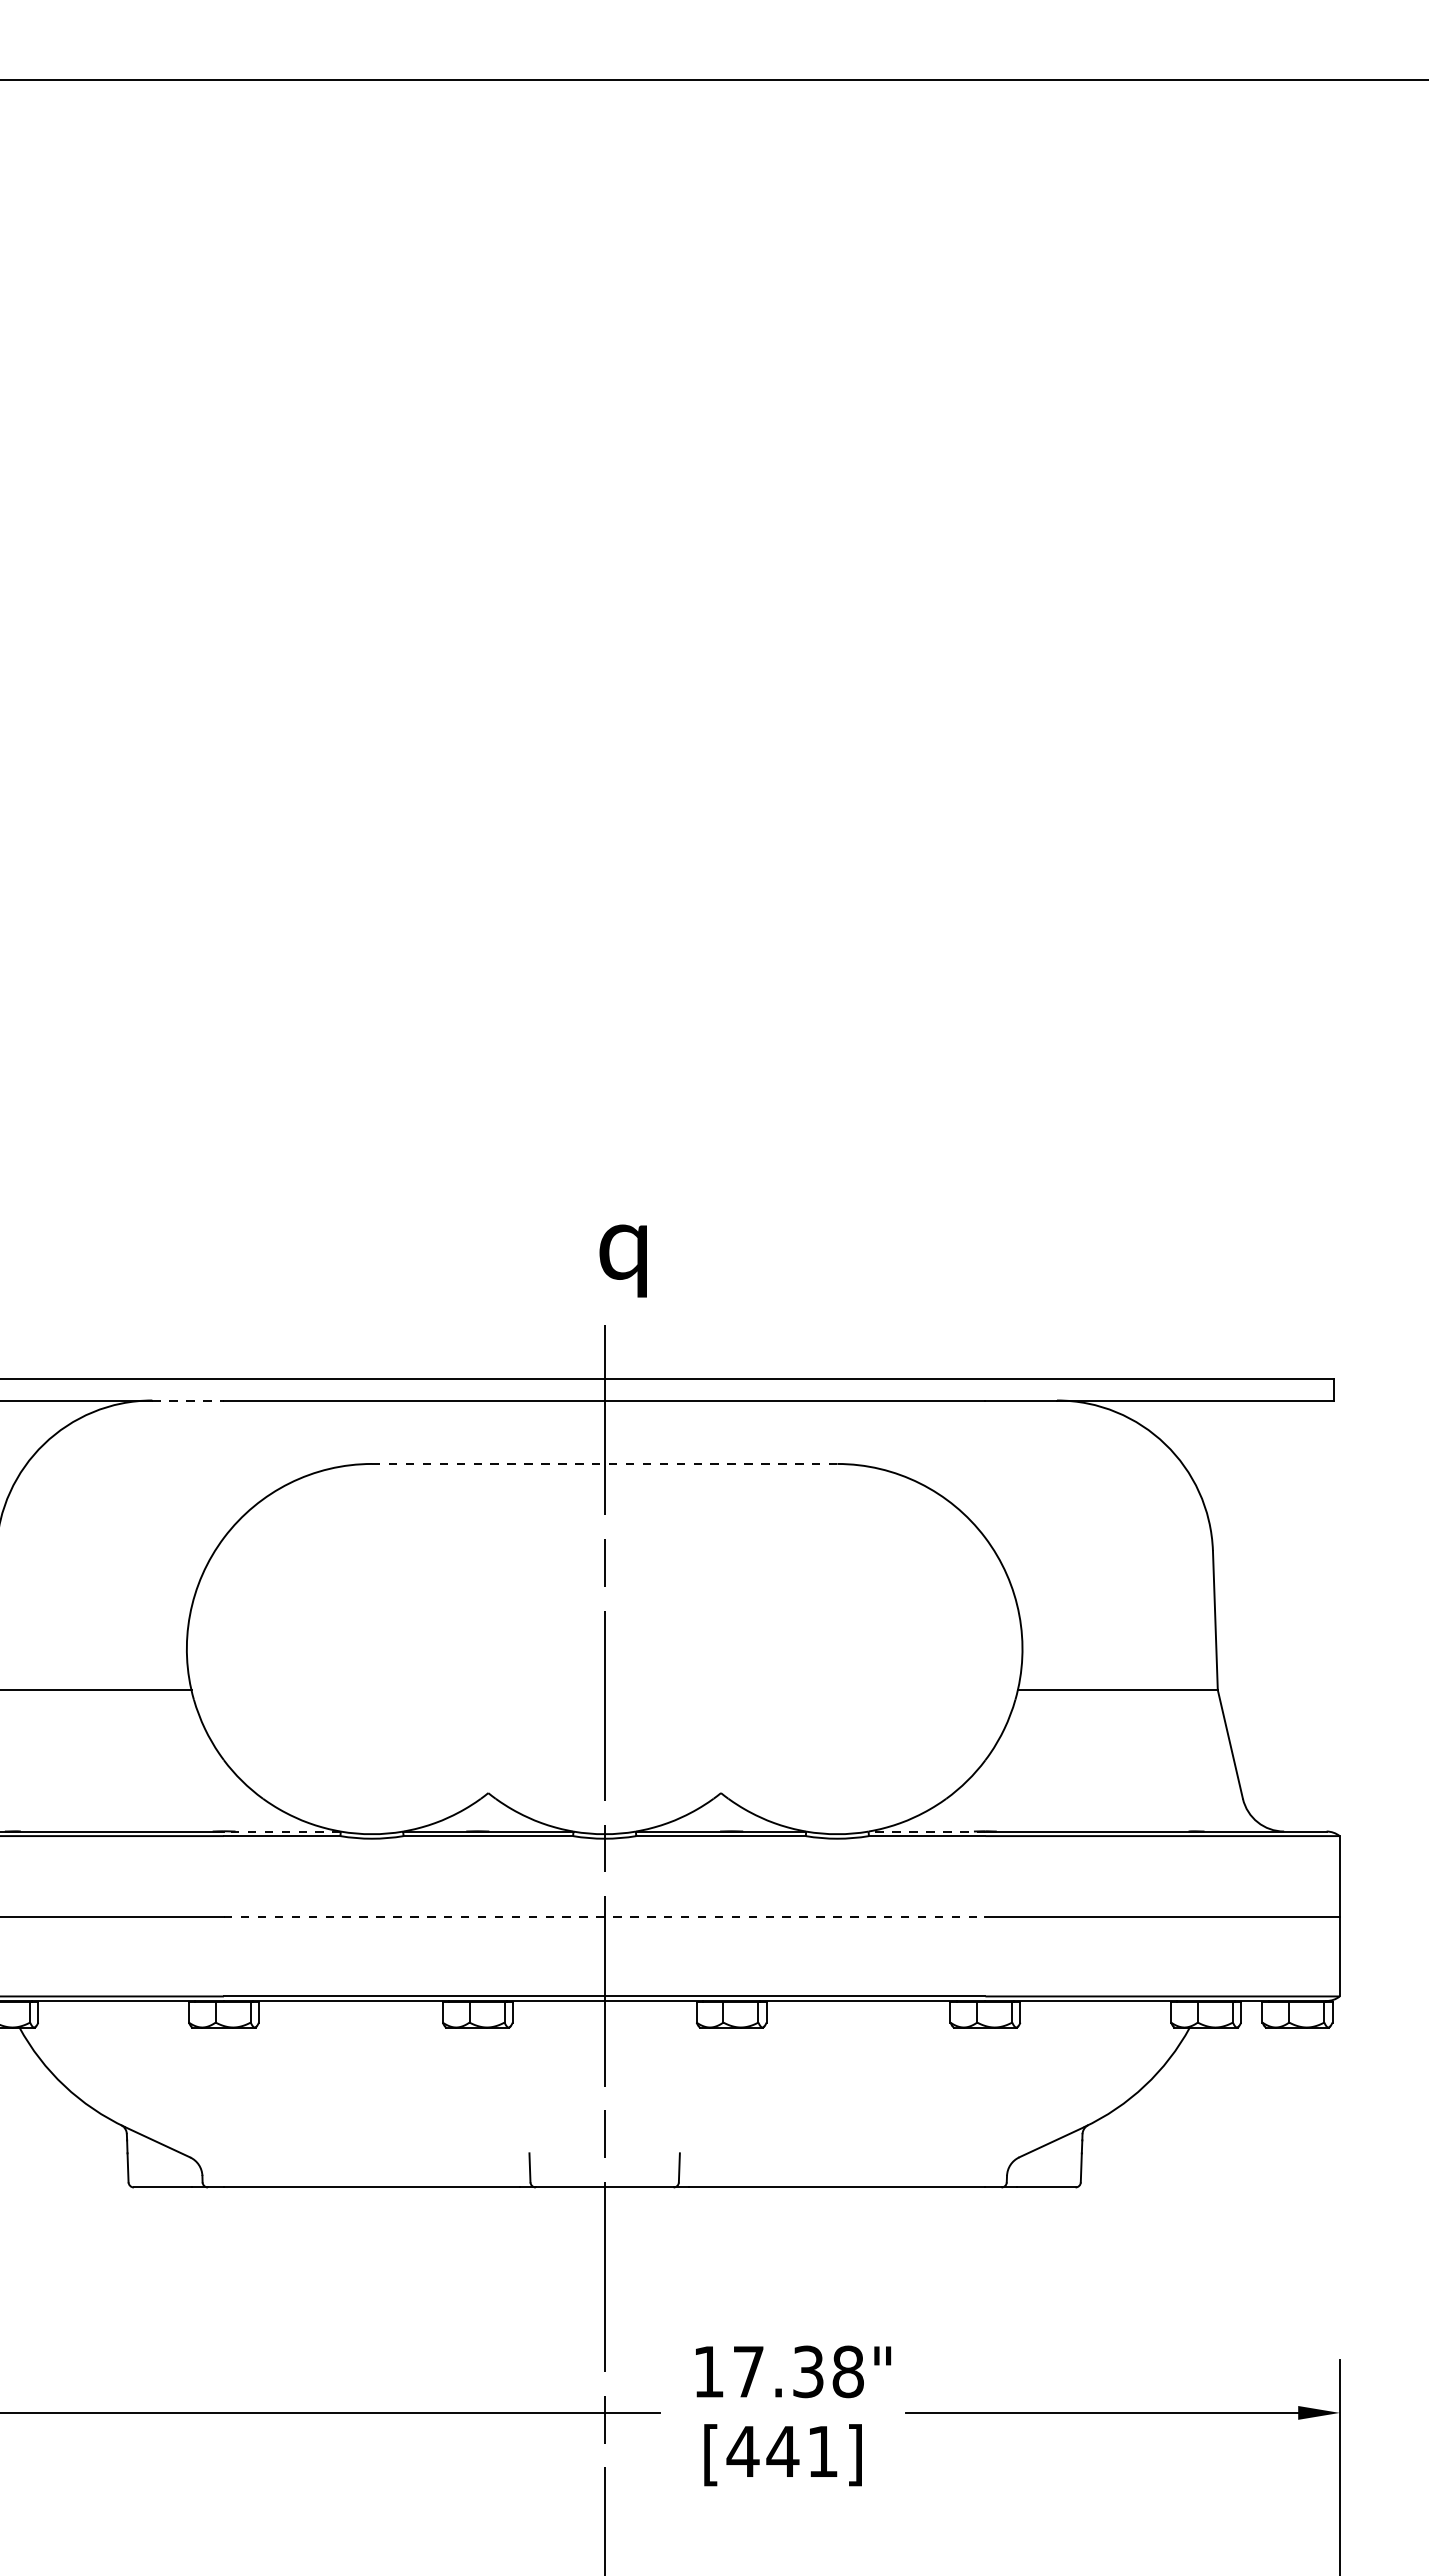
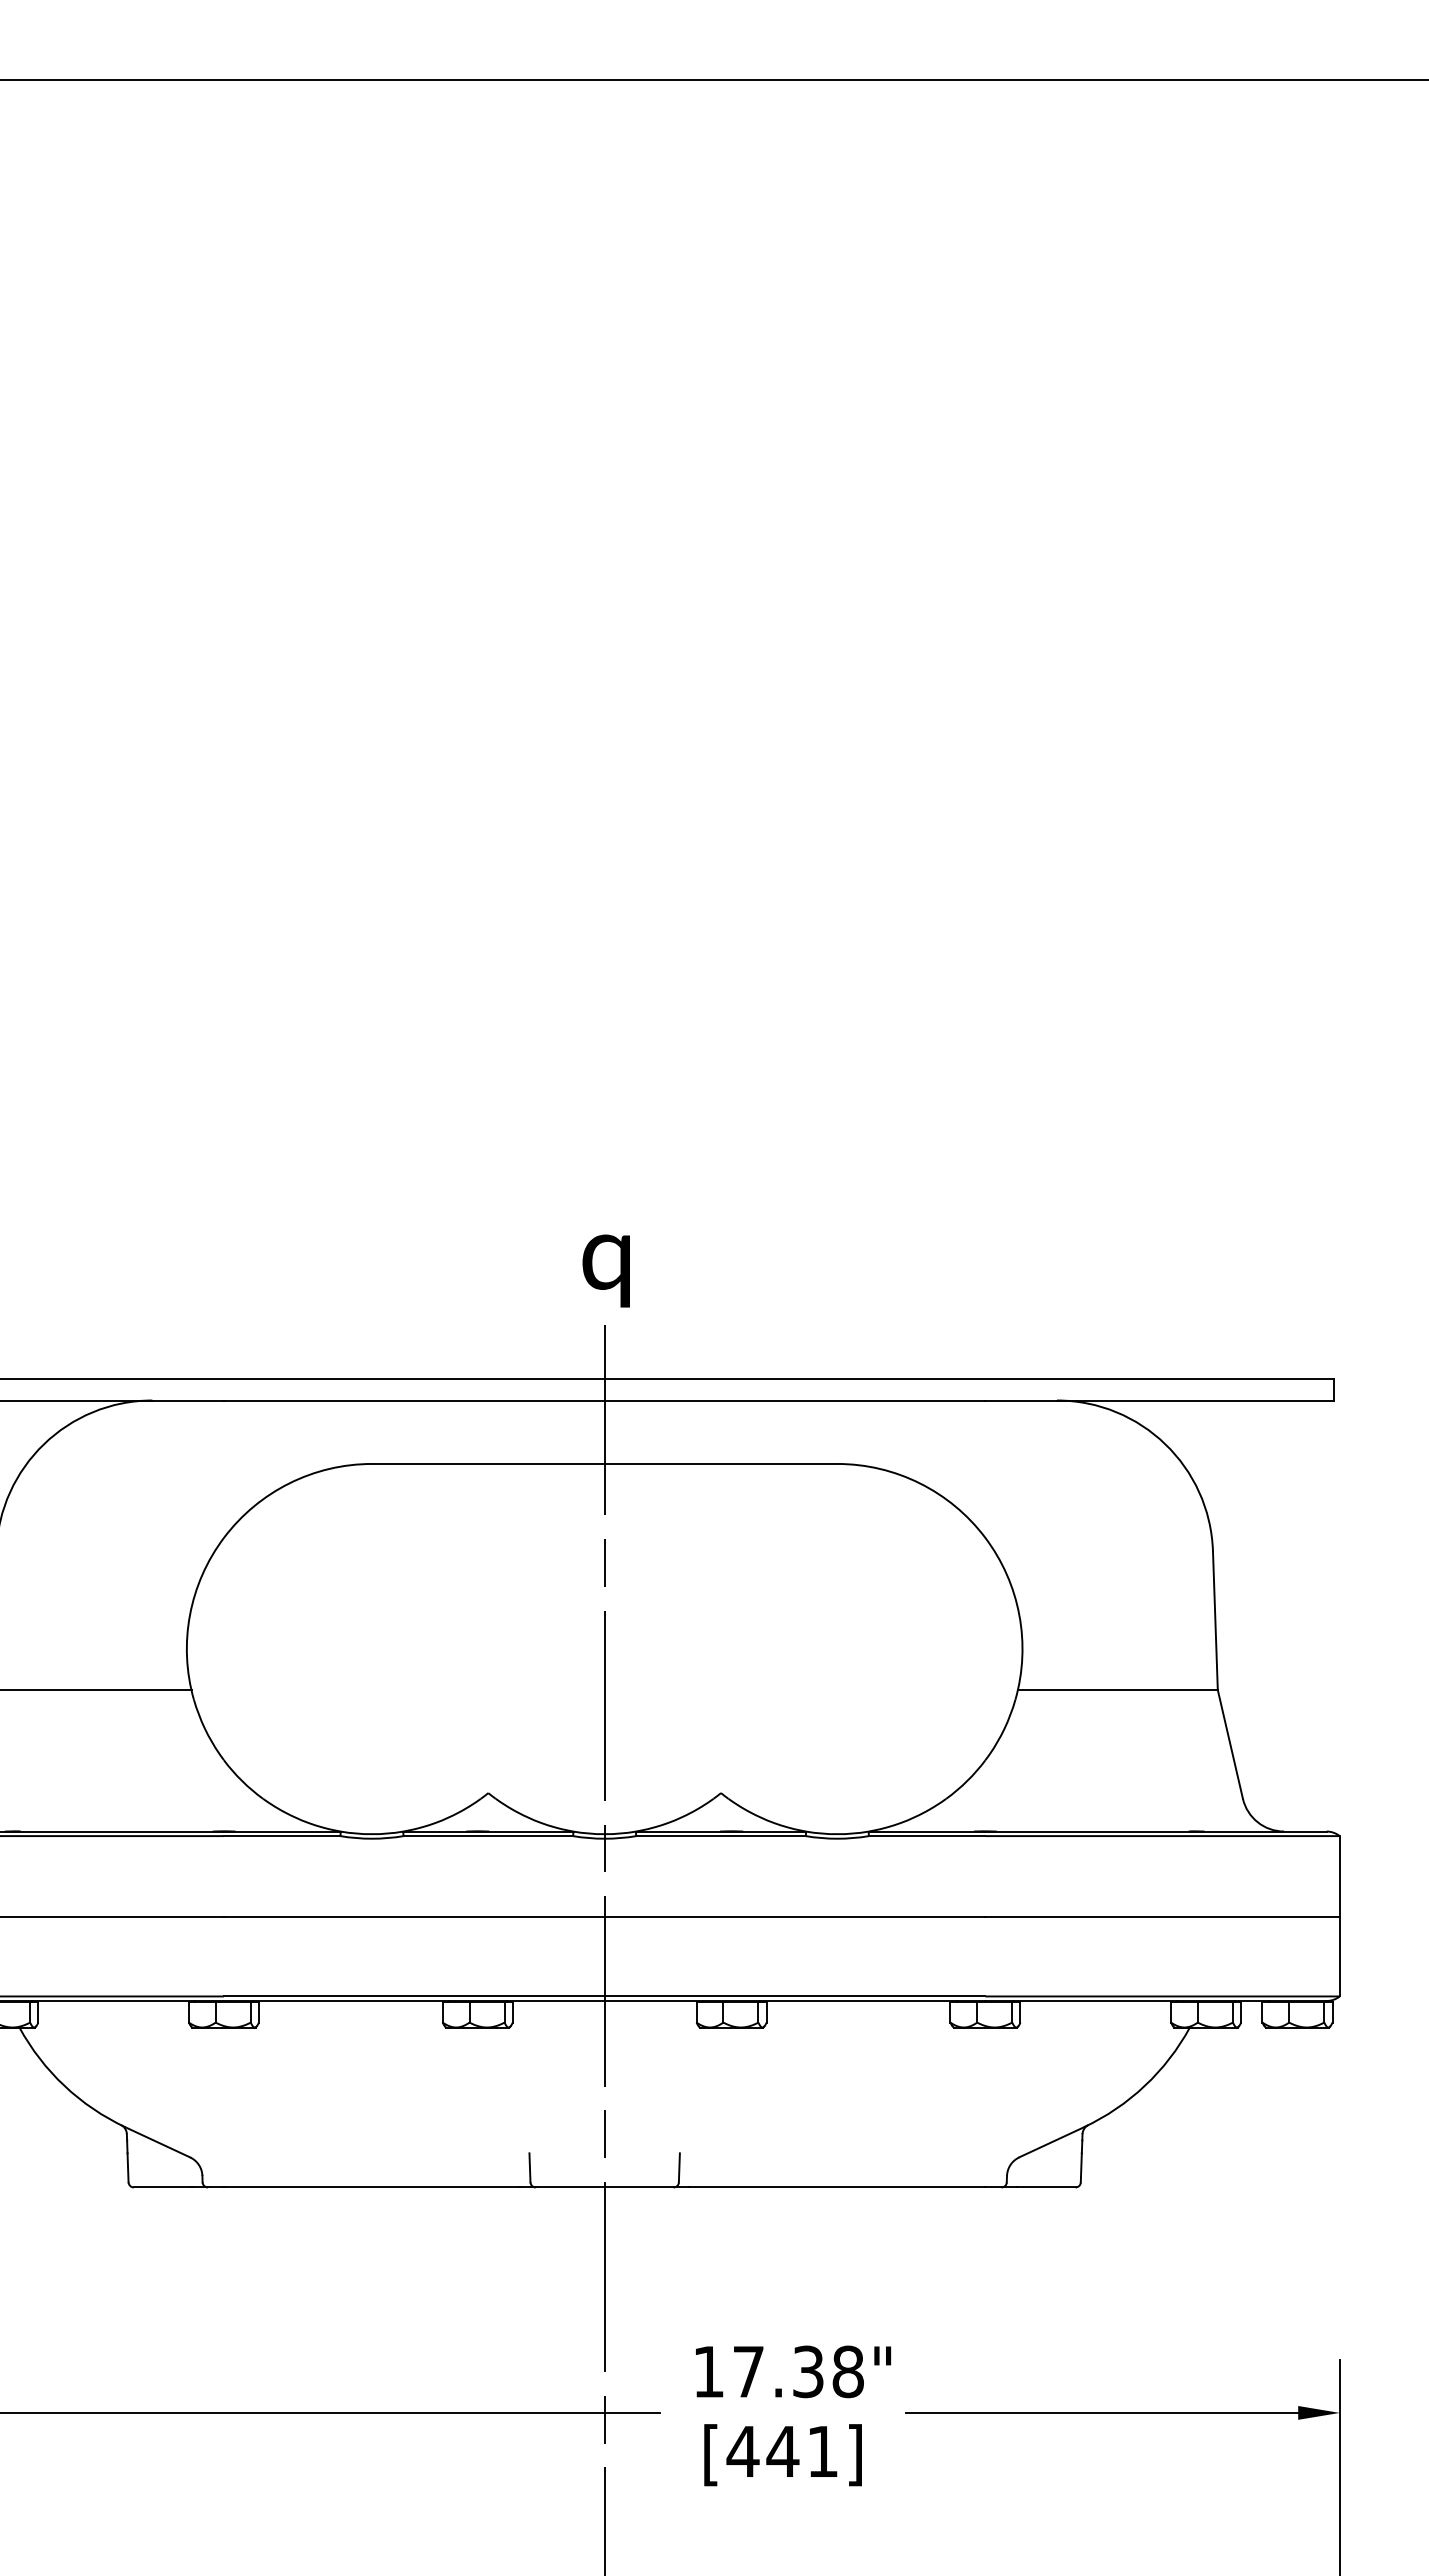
text position: (622, 1260) -> (605, 1270) (605, 1270)
line: dashed -> solid (188, 1400)
line: dashed -> solid (604, 1463)
line: dashed -> solid (281, 1831)
line: dashed -> solid (926, 1831)
line: dashed -> solid (604, 1916)
